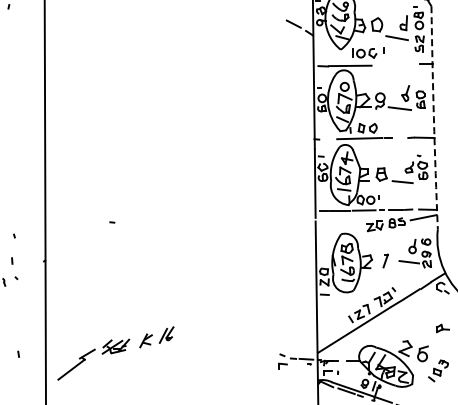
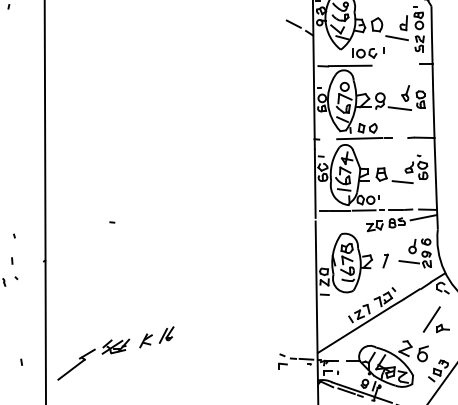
arc: dashed -> solid (433, 117)
line: none -> present (431, 319)
line position: (18, 353) -> (21, 361) (21, 361)
line: none -> present (441, 383)
